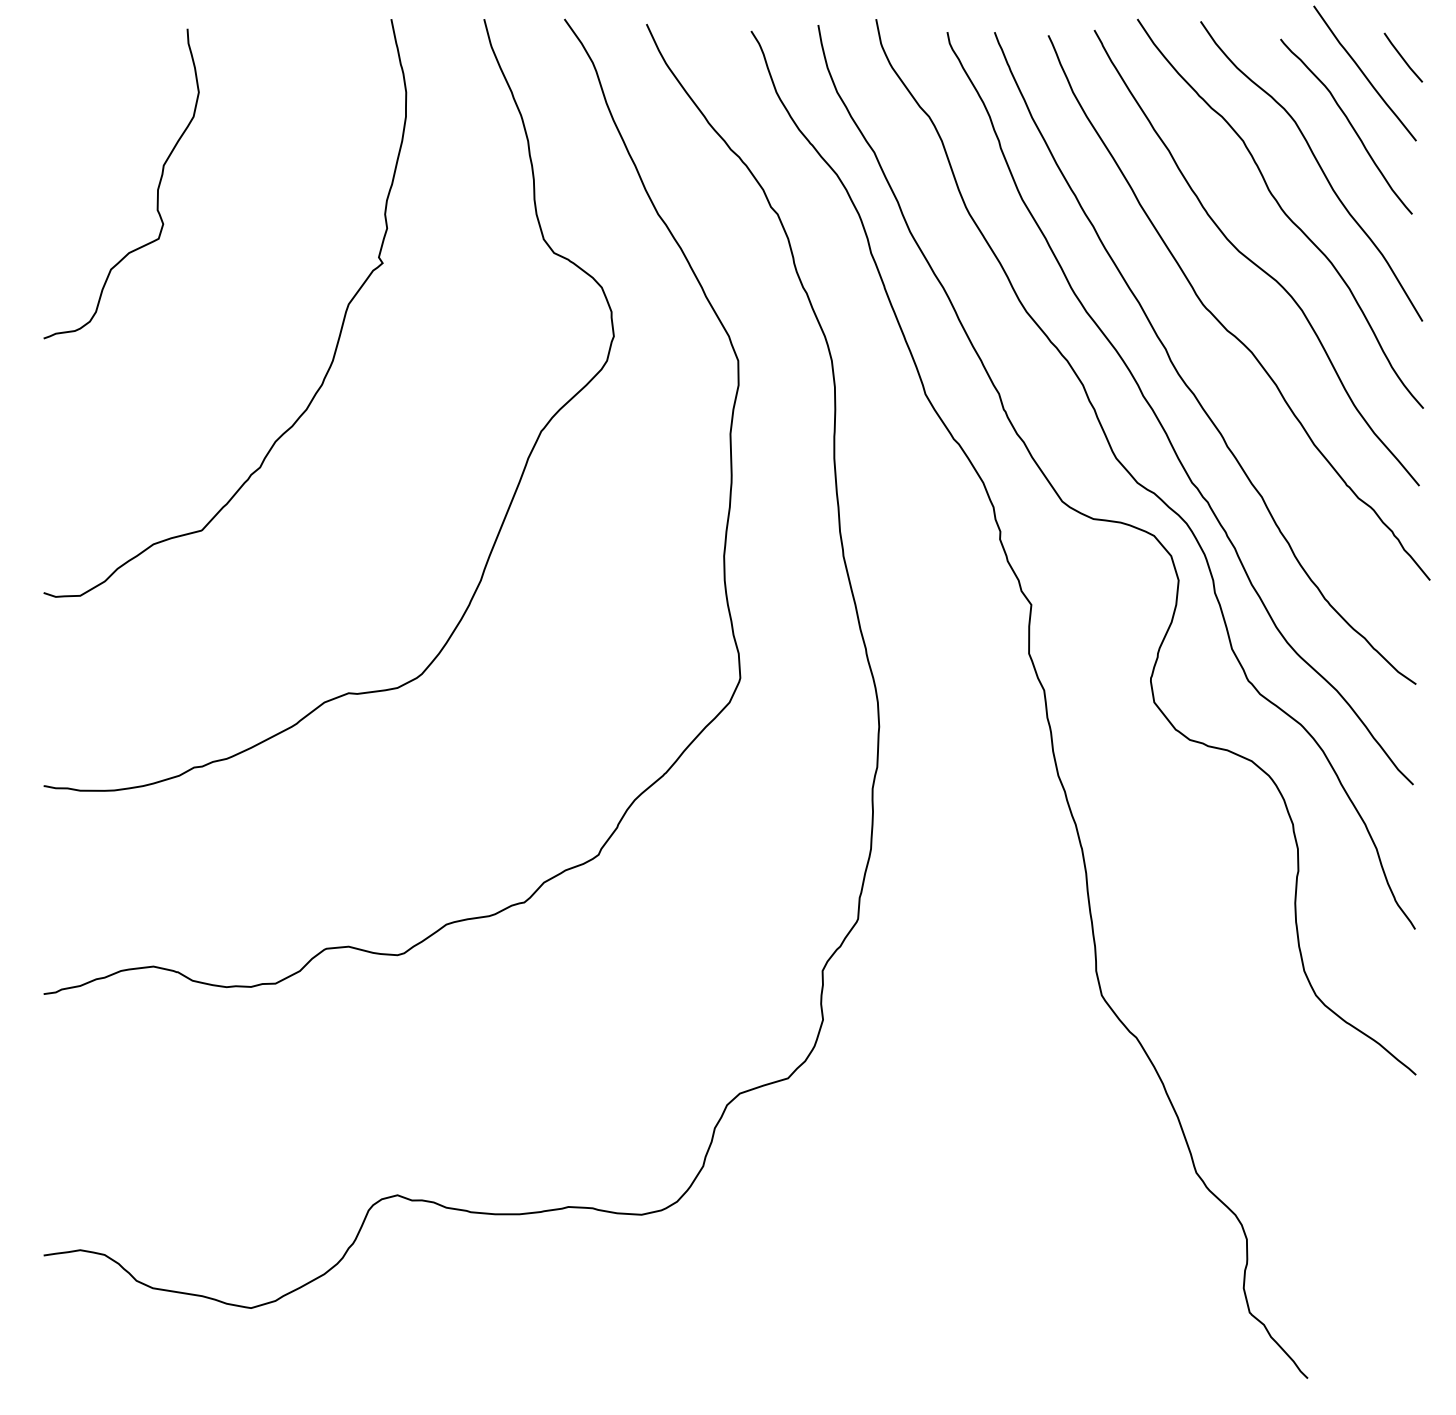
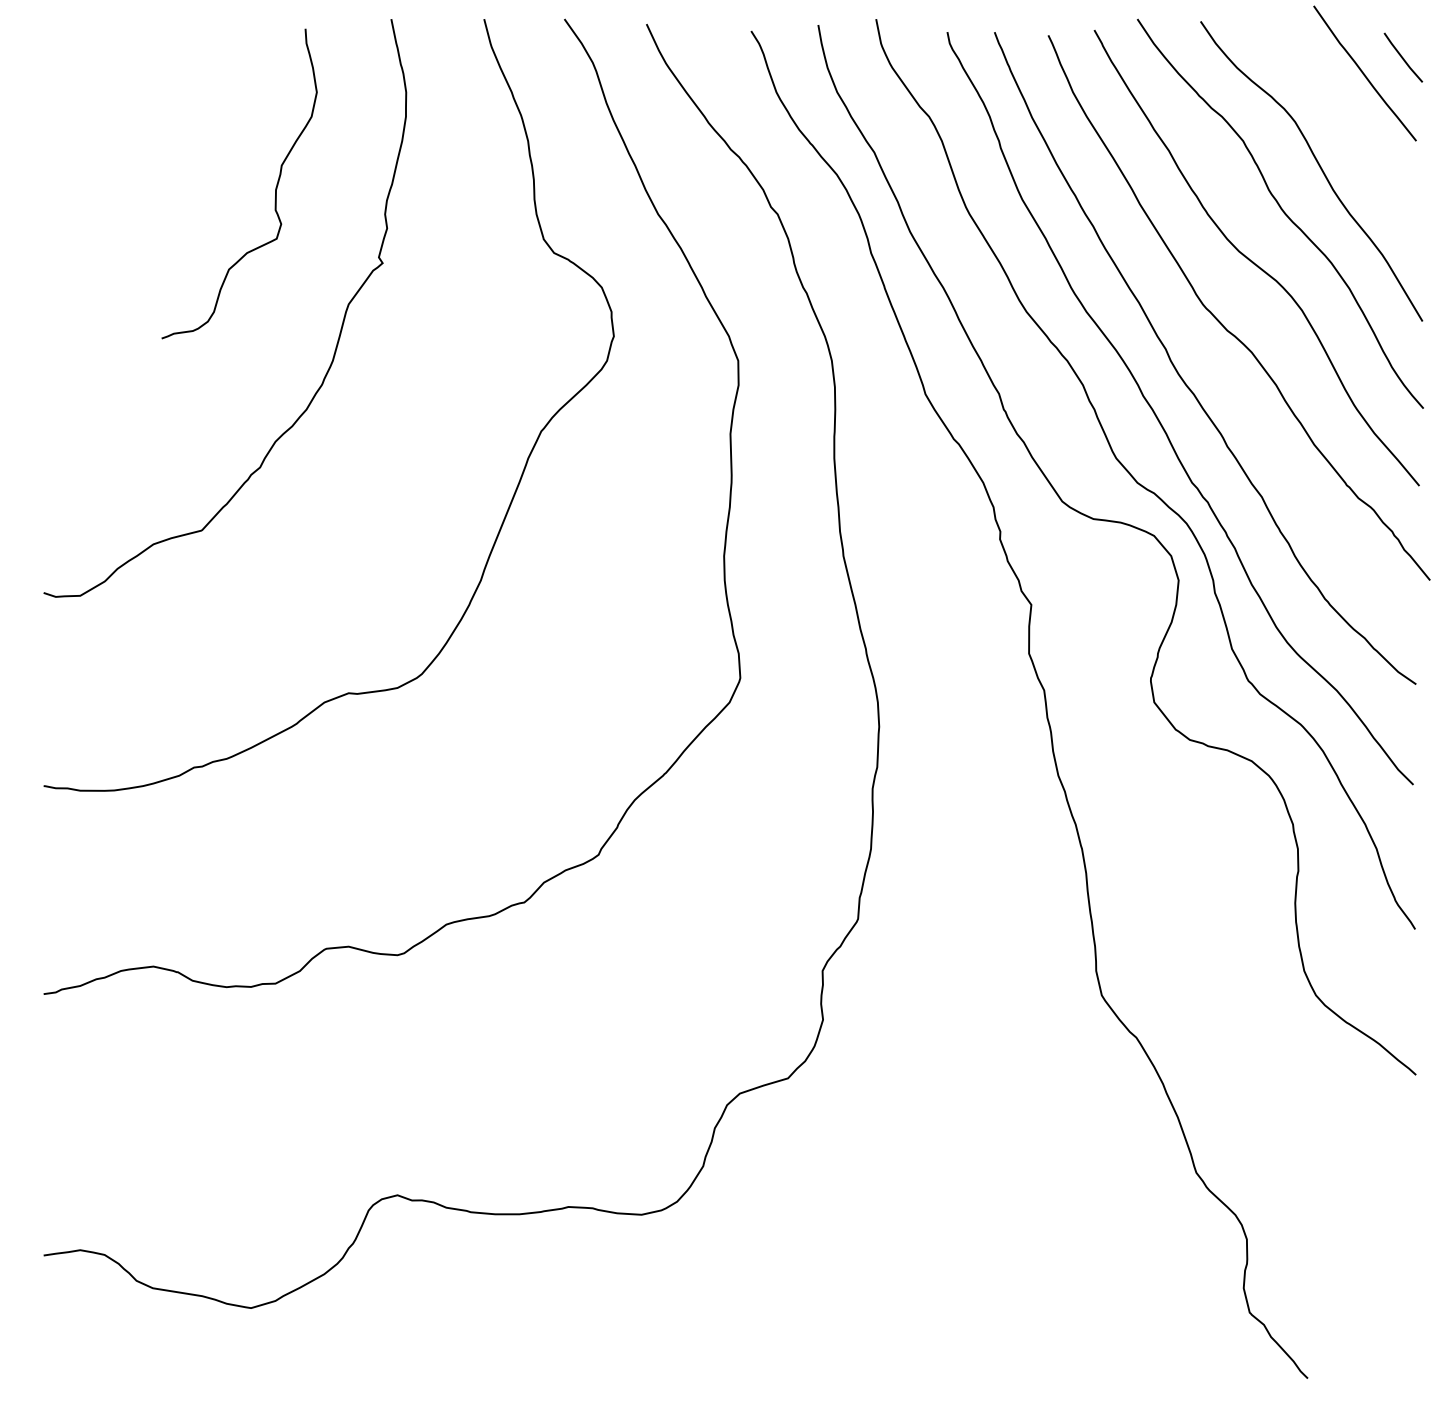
curve: present -> none (1349, 124)
curve position: (157, 187) -> (275, 187) (275, 187)
